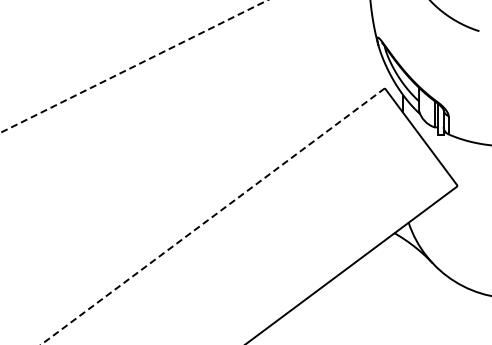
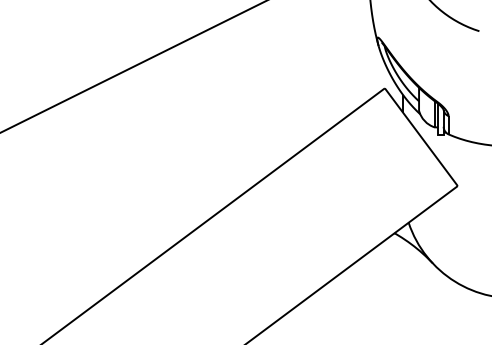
line: dashed -> solid (133, 66)
line: dashed -> solid (212, 216)
